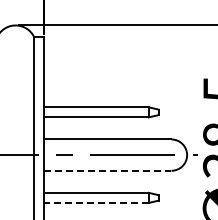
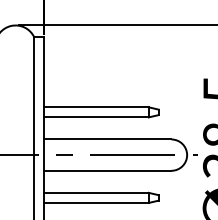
line: dashed -> solid (107, 170)
line: dashed -> solid (96, 202)
